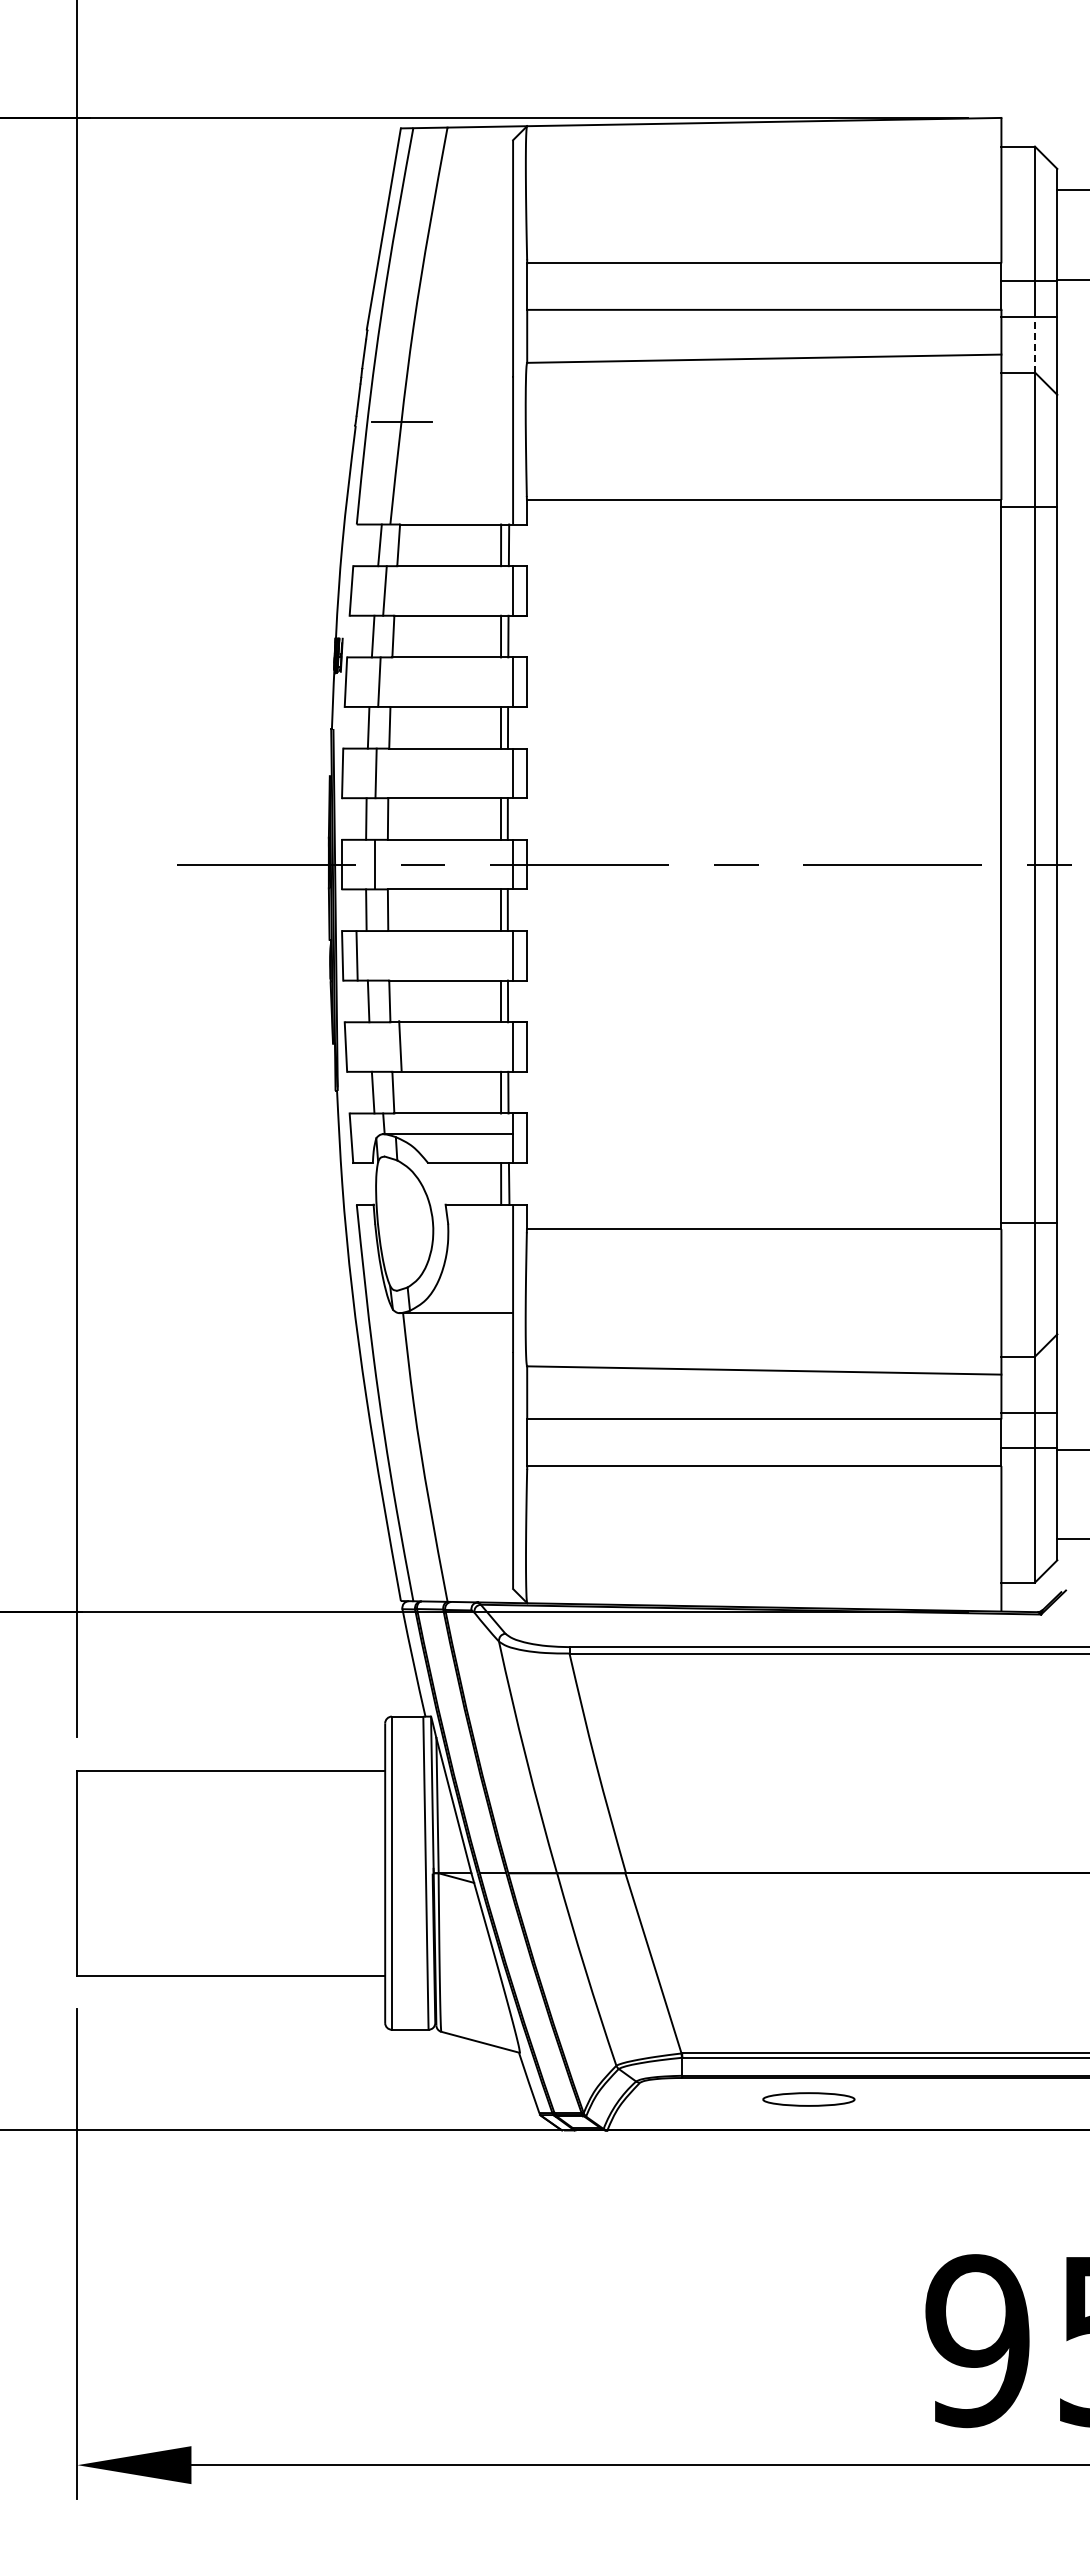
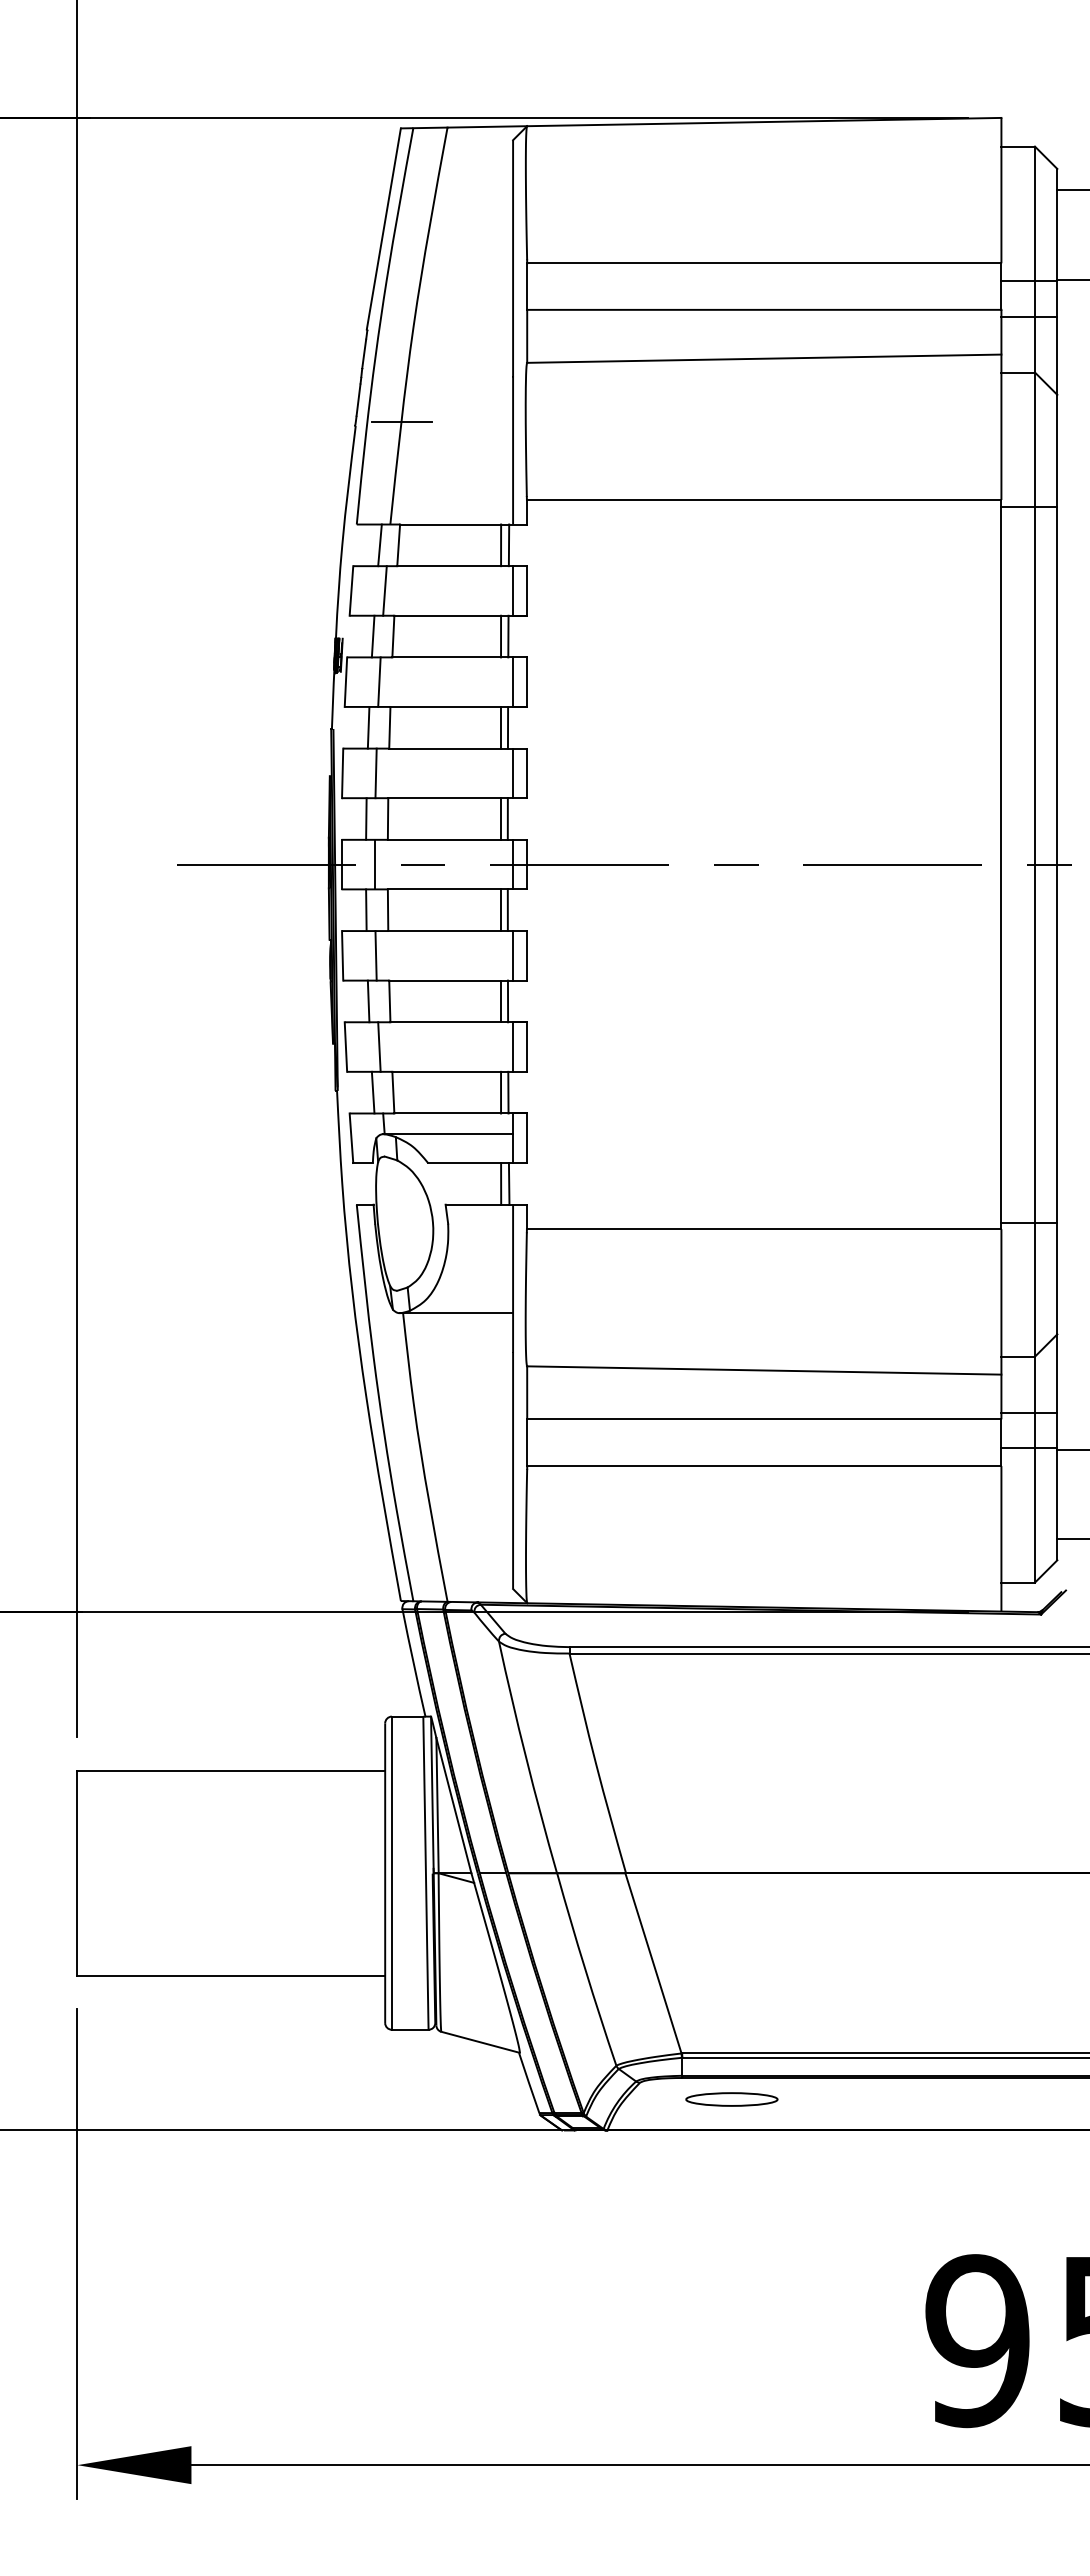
line: dashed -> solid (1034, 344)
line position: (356, 955) -> (375, 955) (375, 955)
line position: (400, 1045) -> (379, 1046) (379, 1046)
part position: (808, 2099) -> (731, 2099) (731, 2099)
